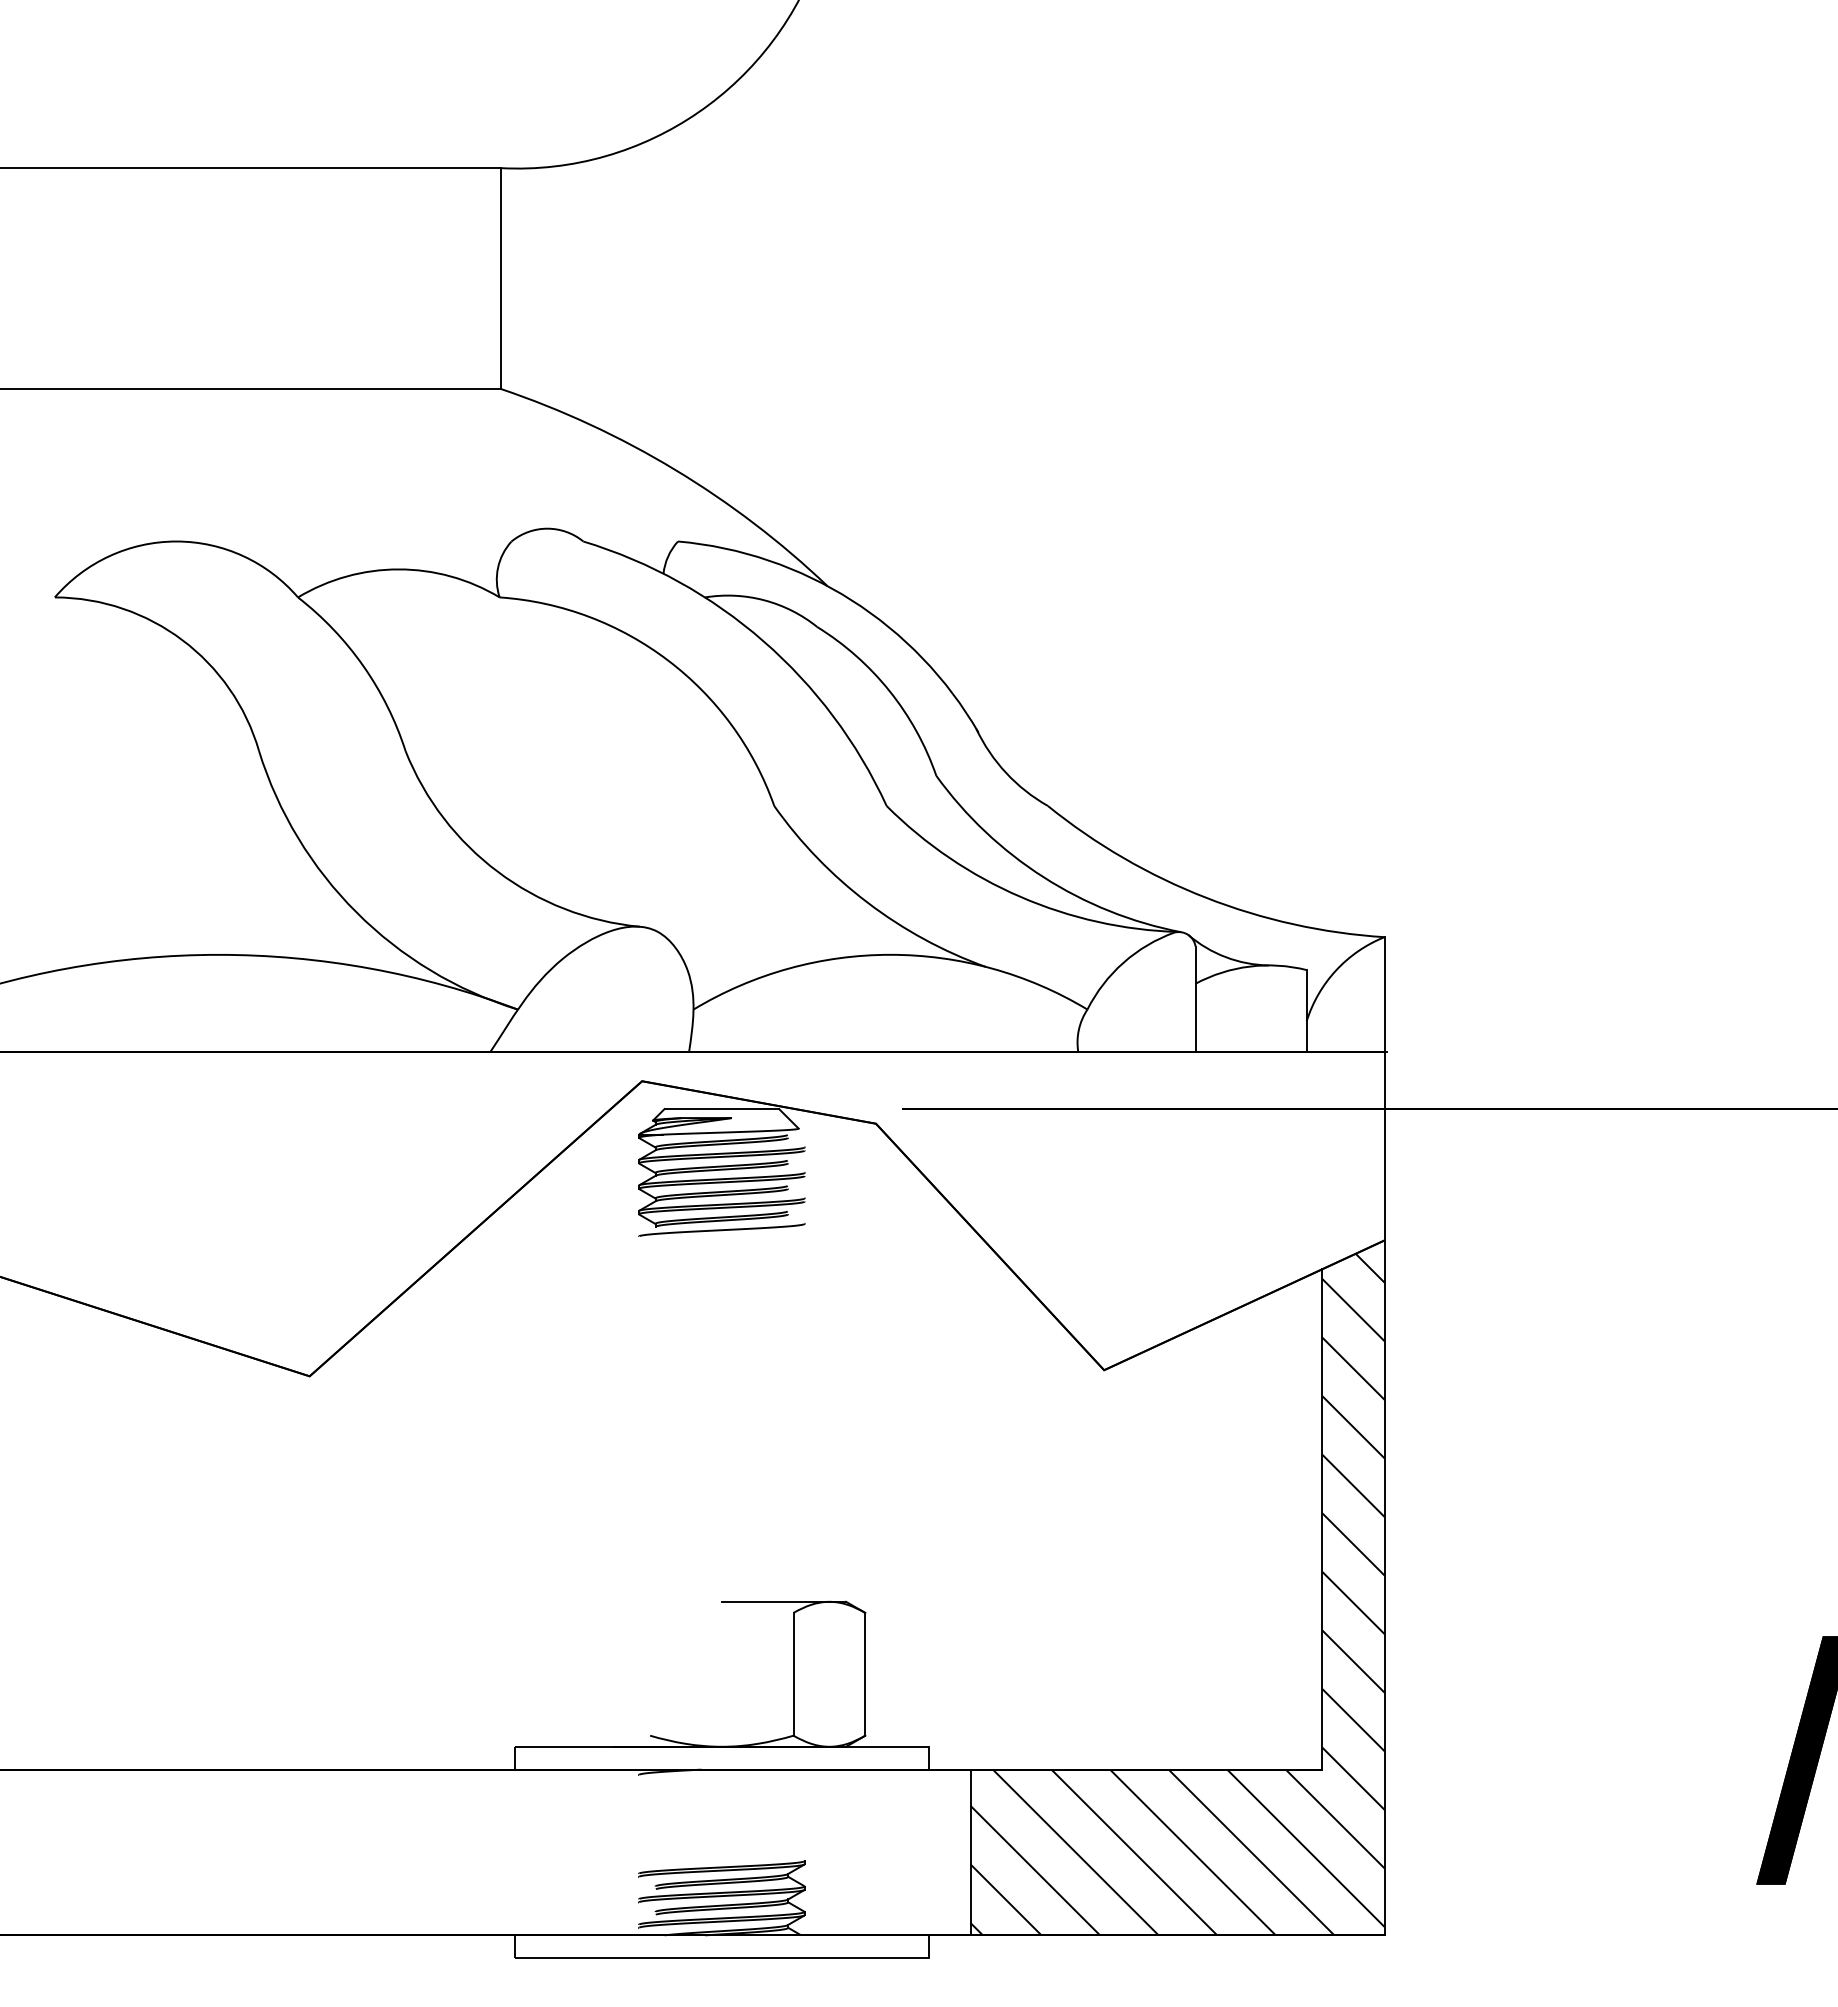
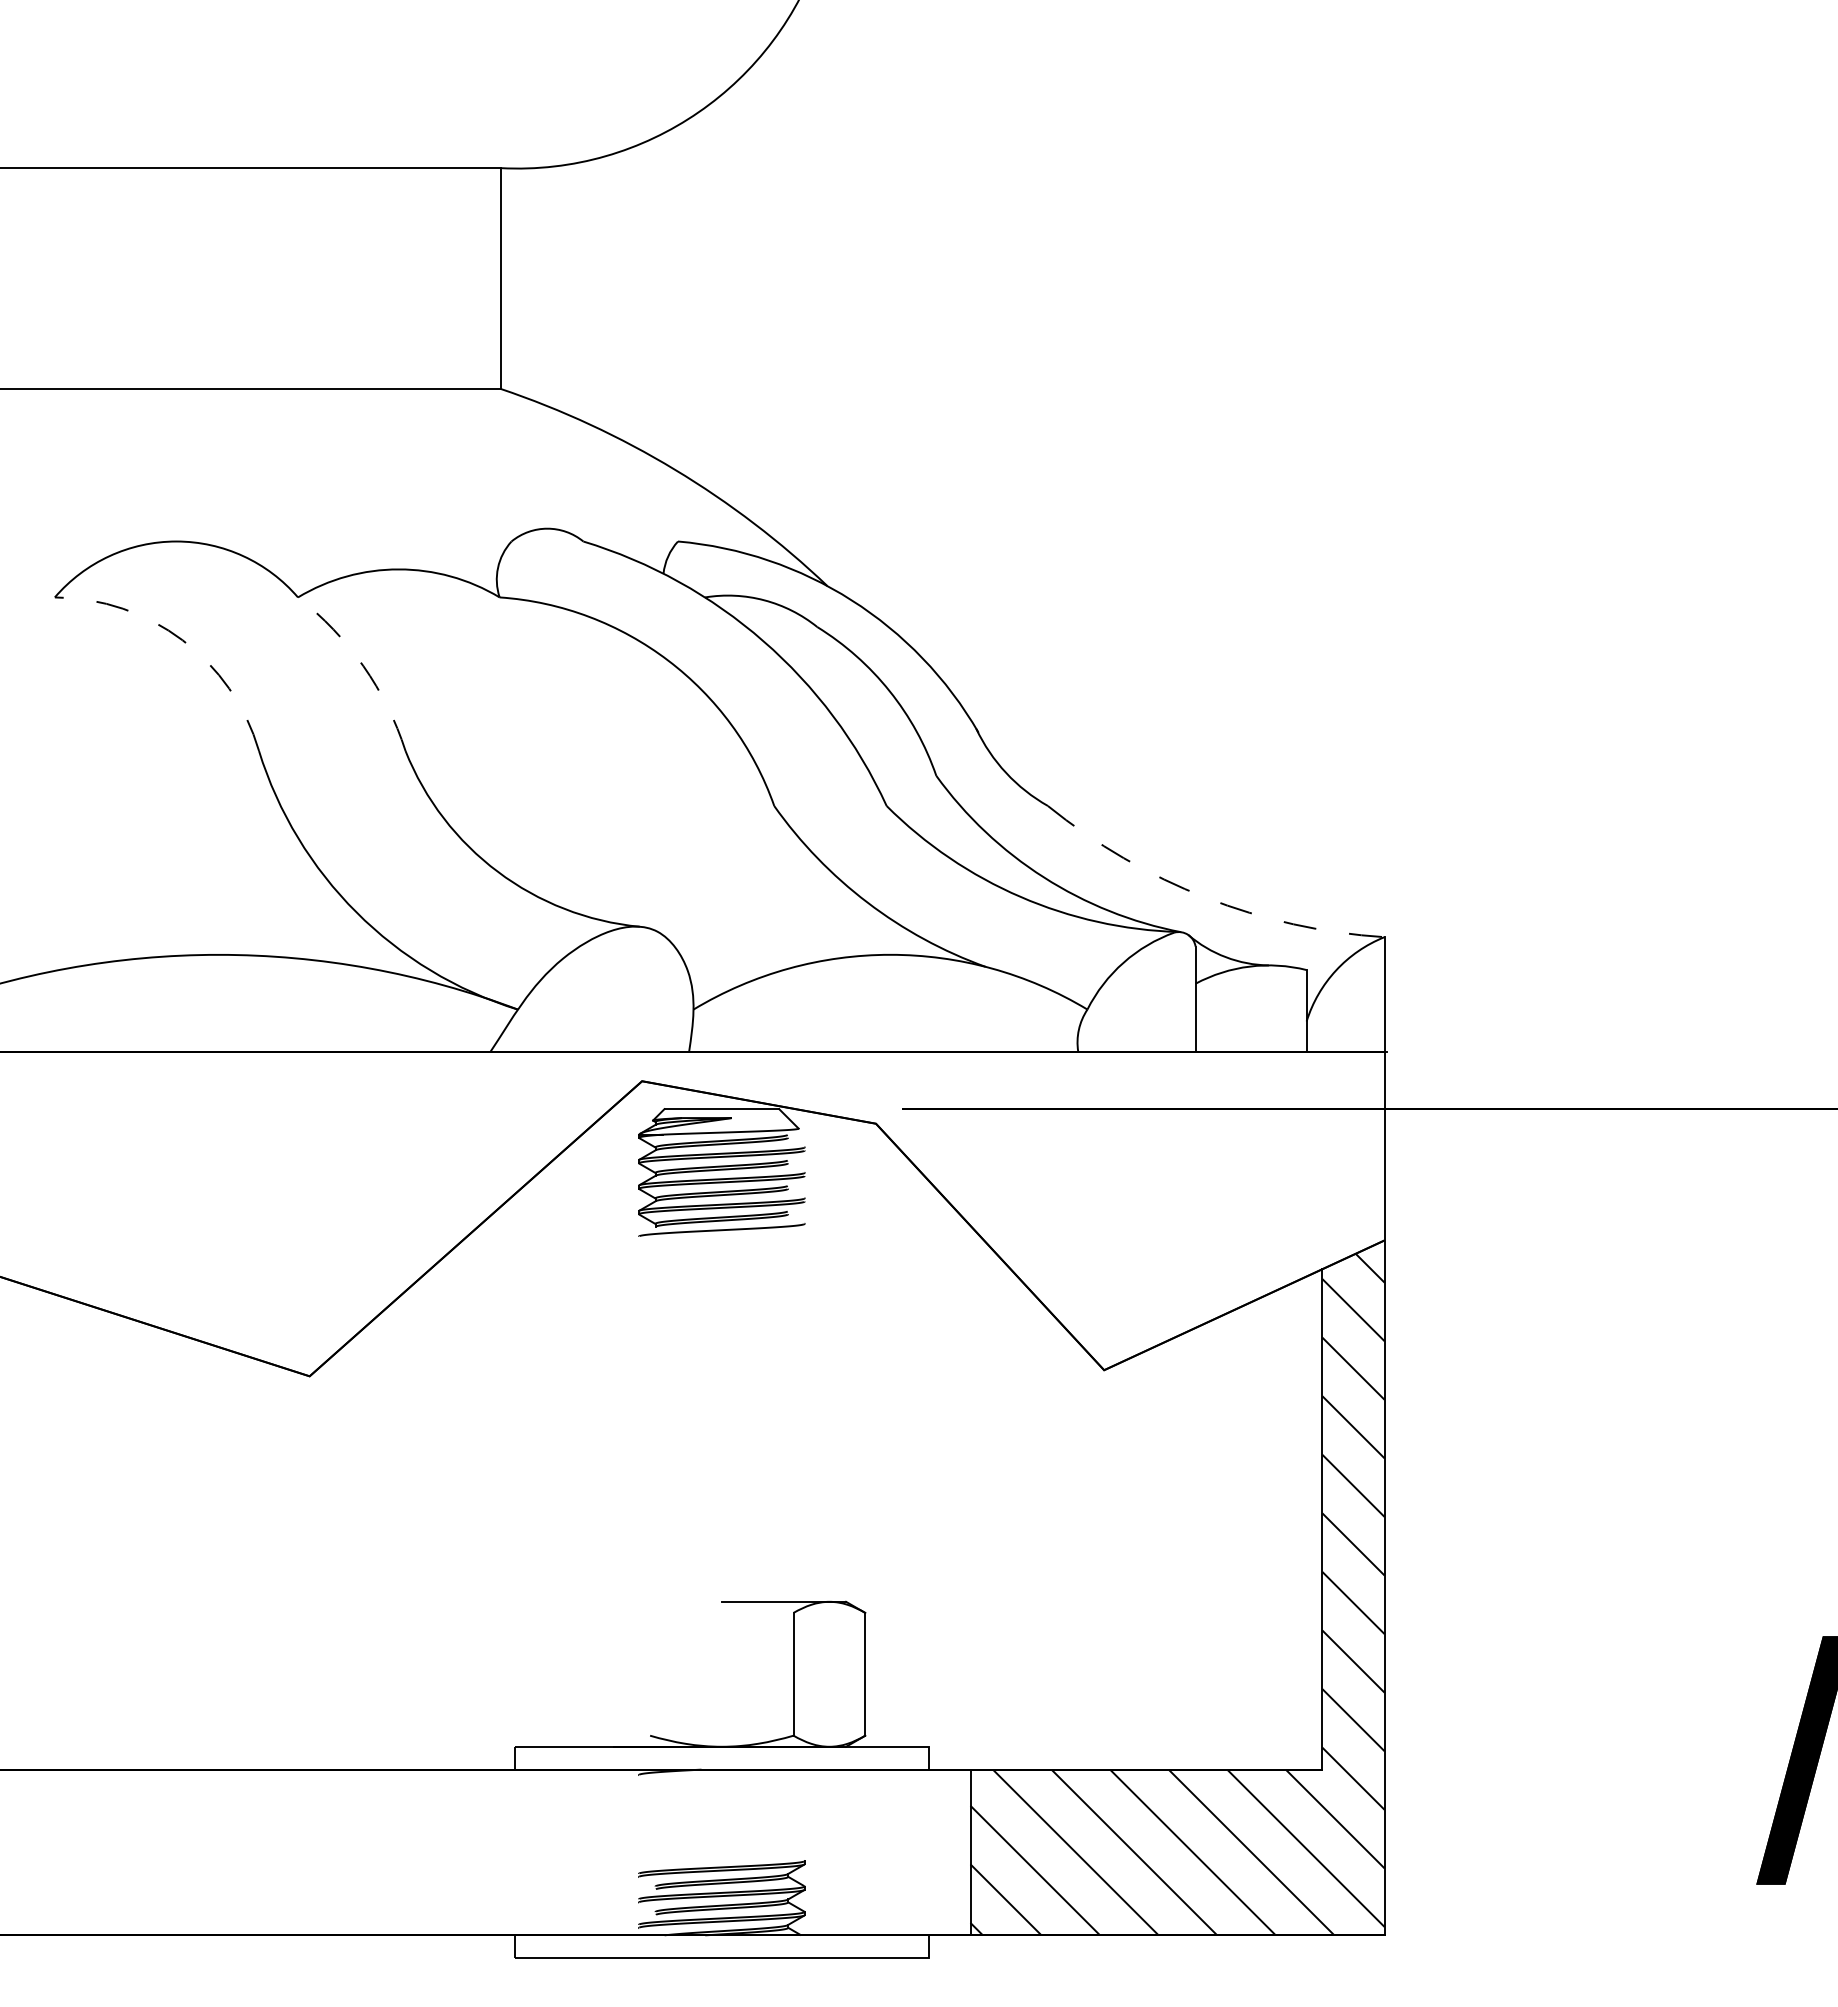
arc: solid -> dashed (182, 640)
arc: solid -> dashed (363, 666)
arc: solid -> dashed (1206, 897)
